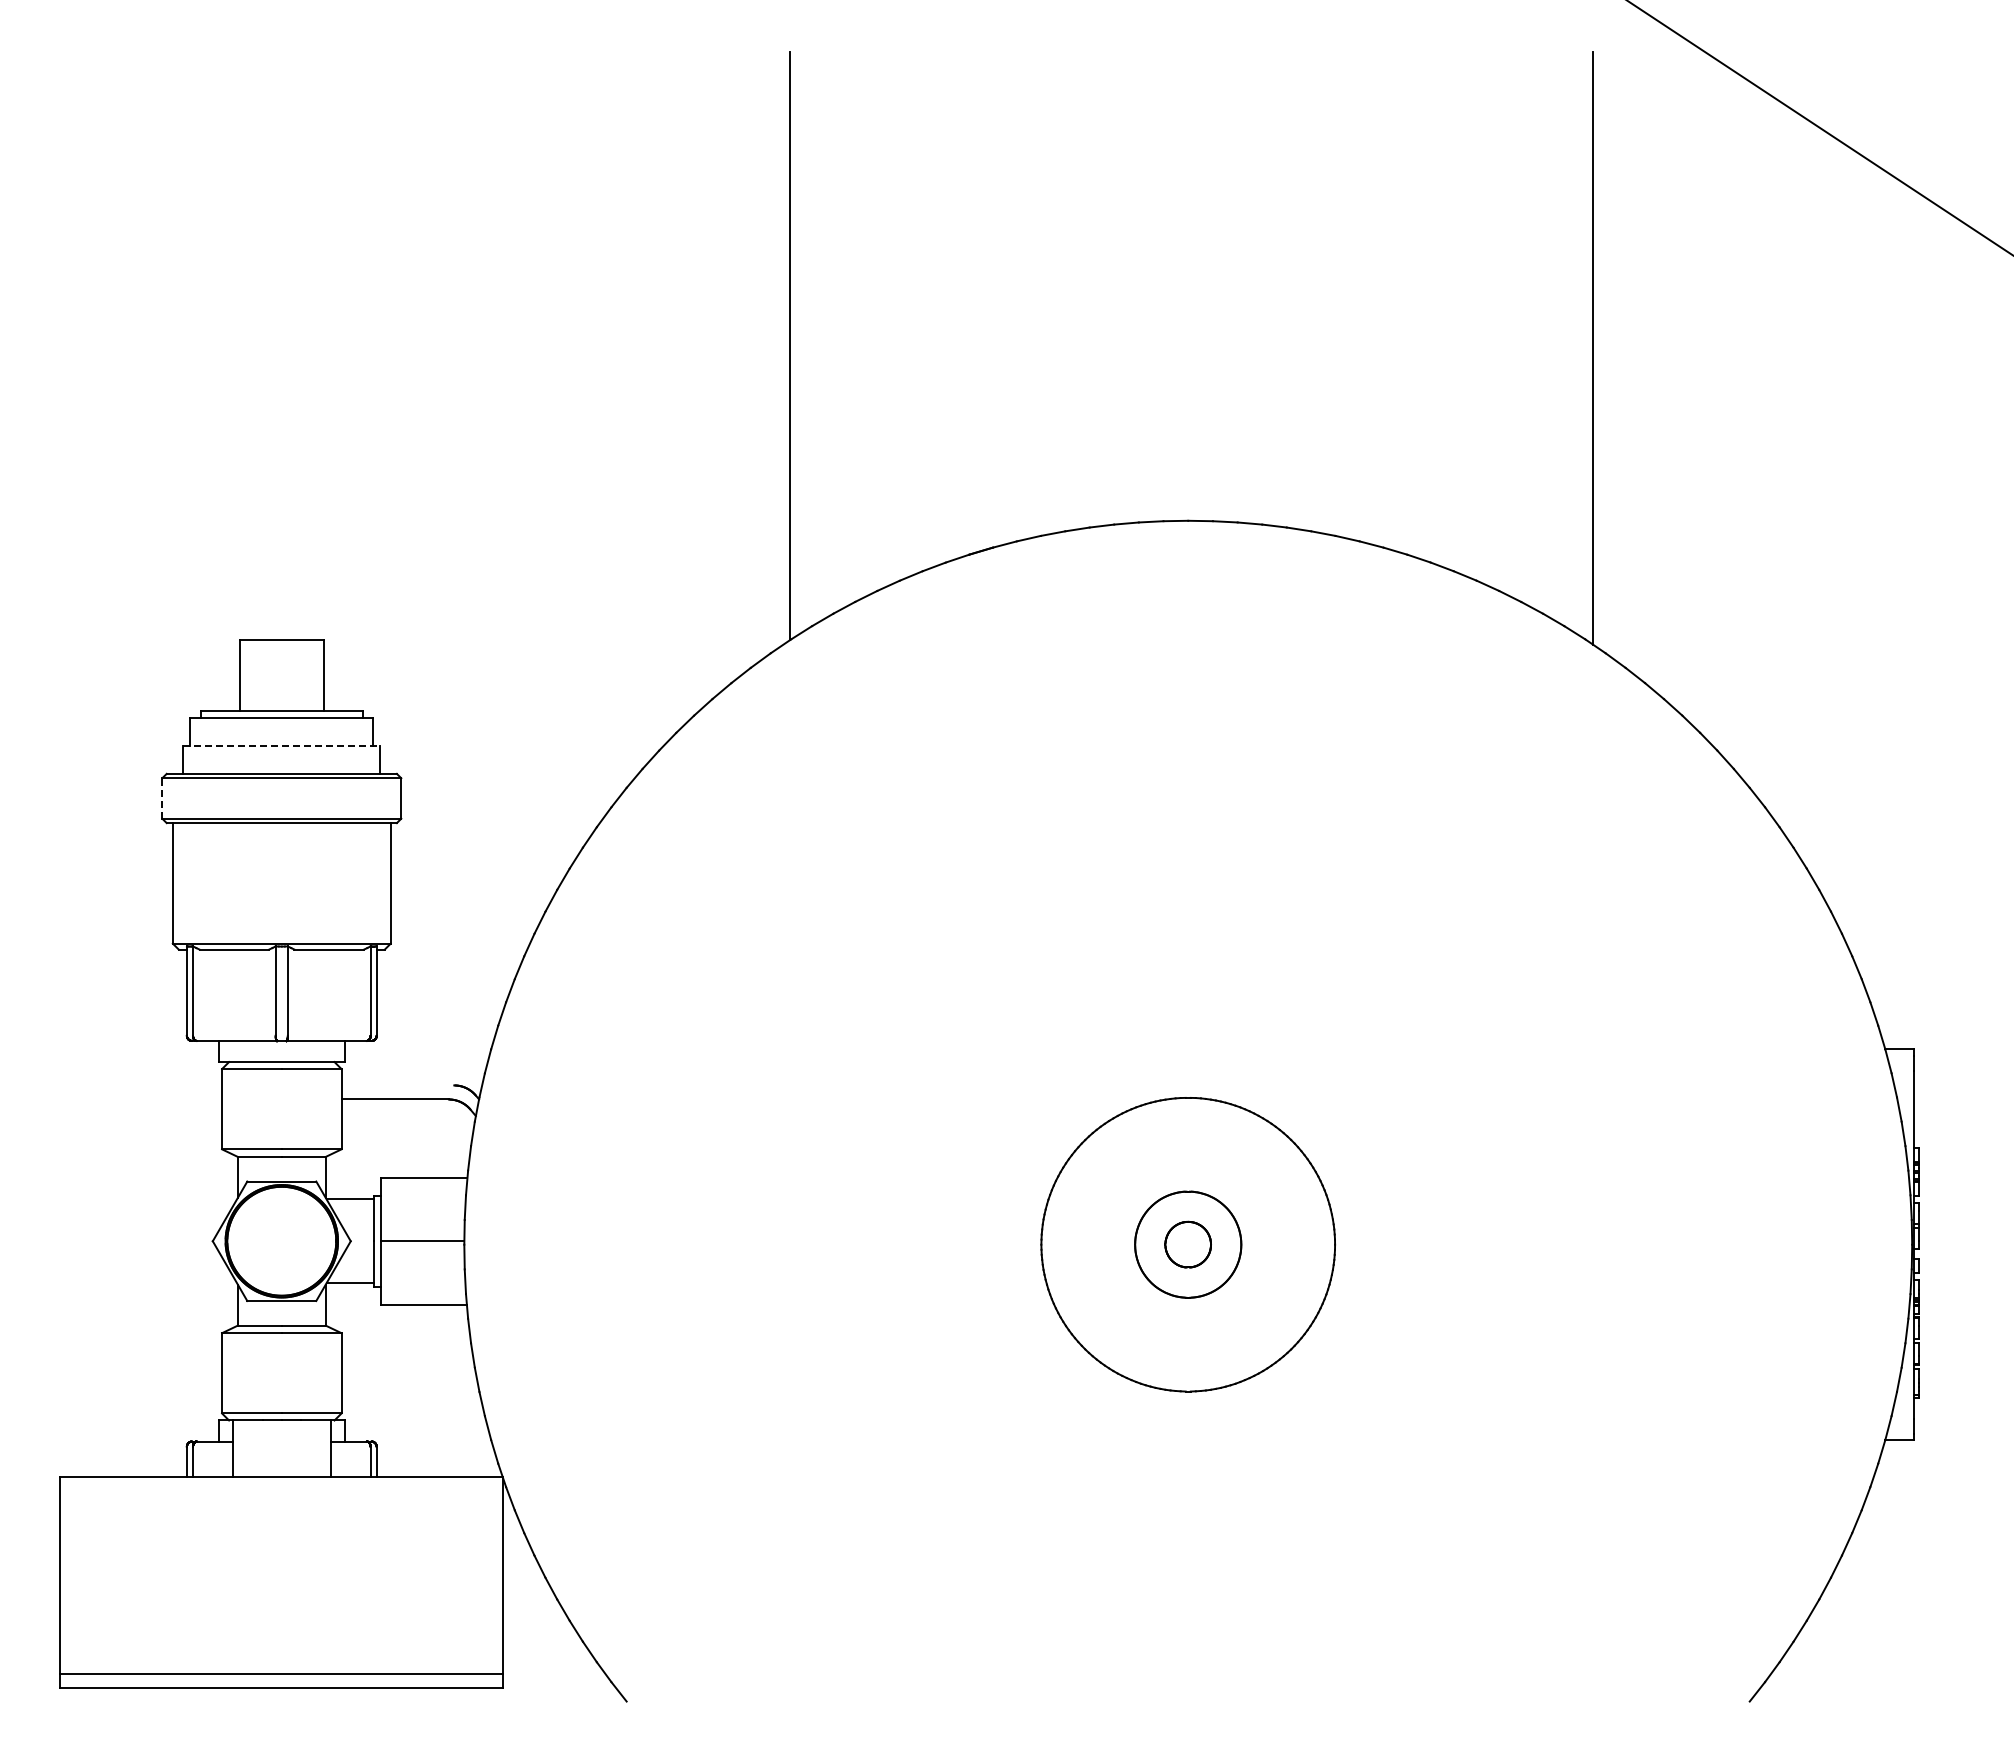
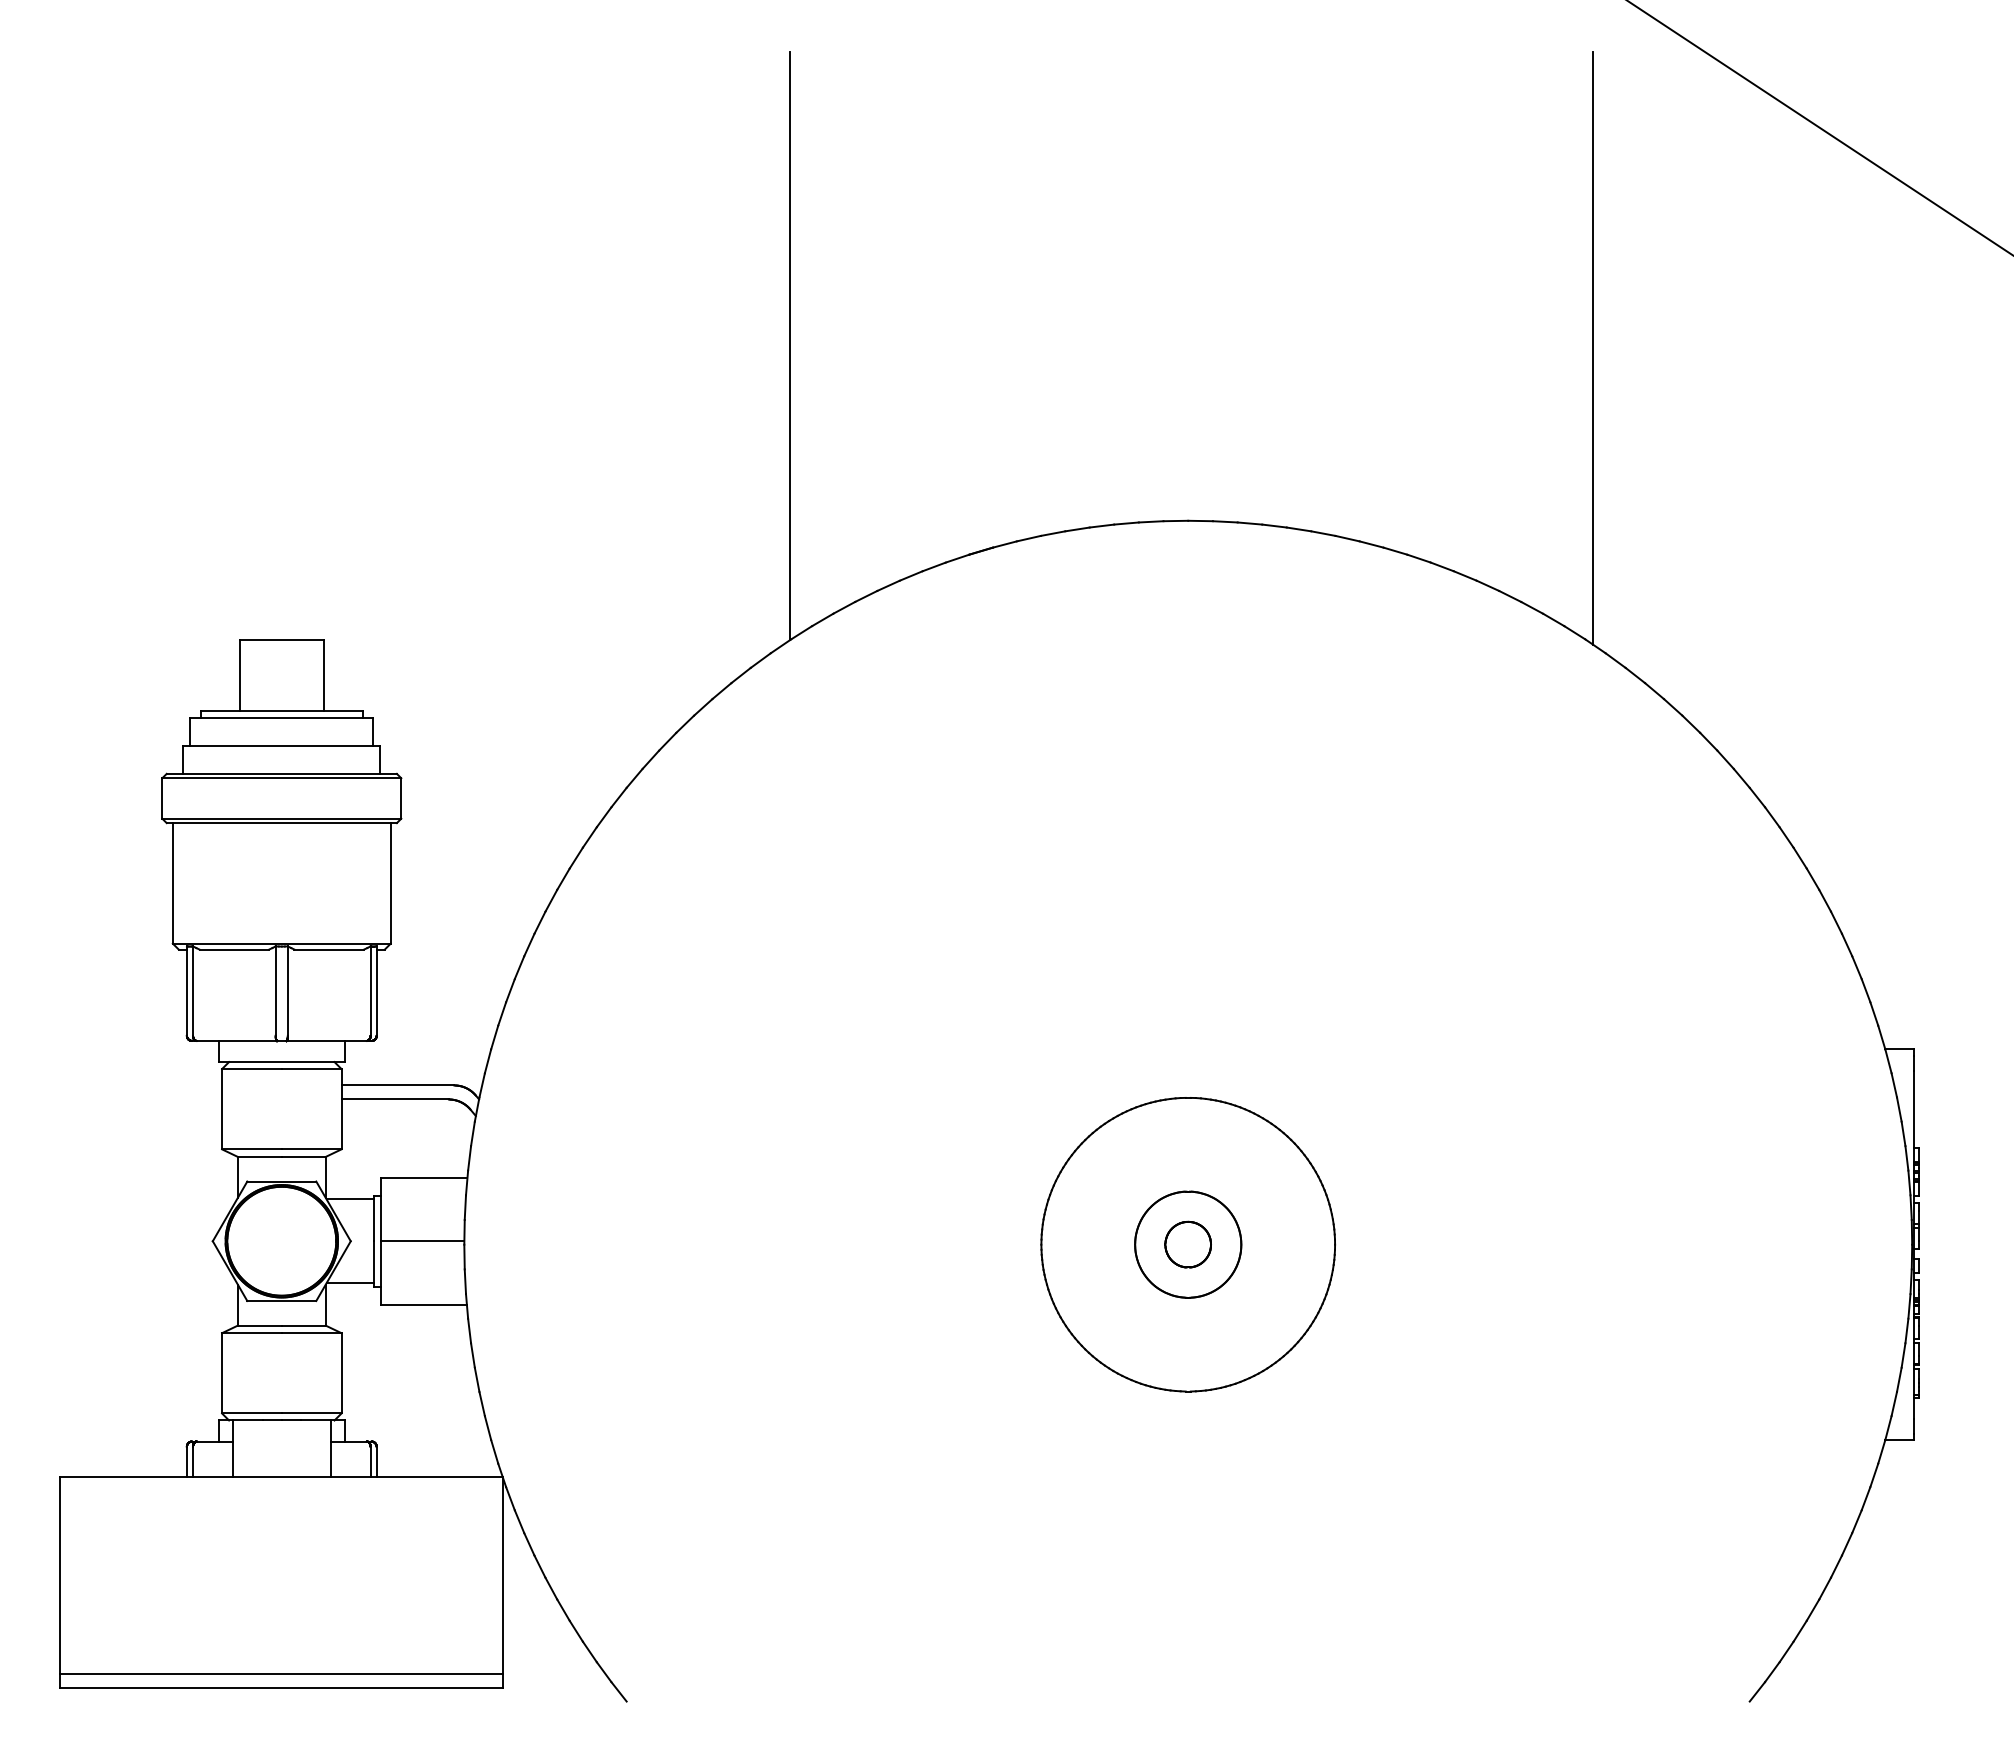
line: dashed -> solid (282, 745)
line: dashed -> solid (162, 797)
line: none -> present (397, 1085)
